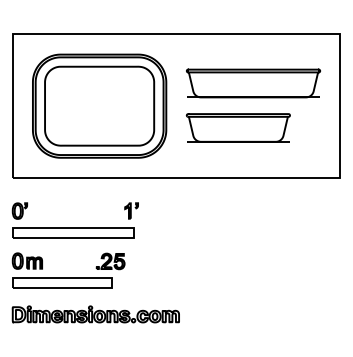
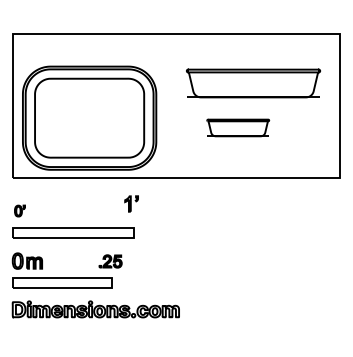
part position: (99, 105) -> (89, 117) (89, 117)
part size: 106x30 px -> 65x20 px (238, 127)
part size: 18x18 px -> 12x14 px (19, 210)
part position: (131, 210) -> (131, 203) (131, 203)
part size: 31x19 px -> 25x15 px (110, 261)
part position: (95, 314) -> (95, 309) (95, 309)
